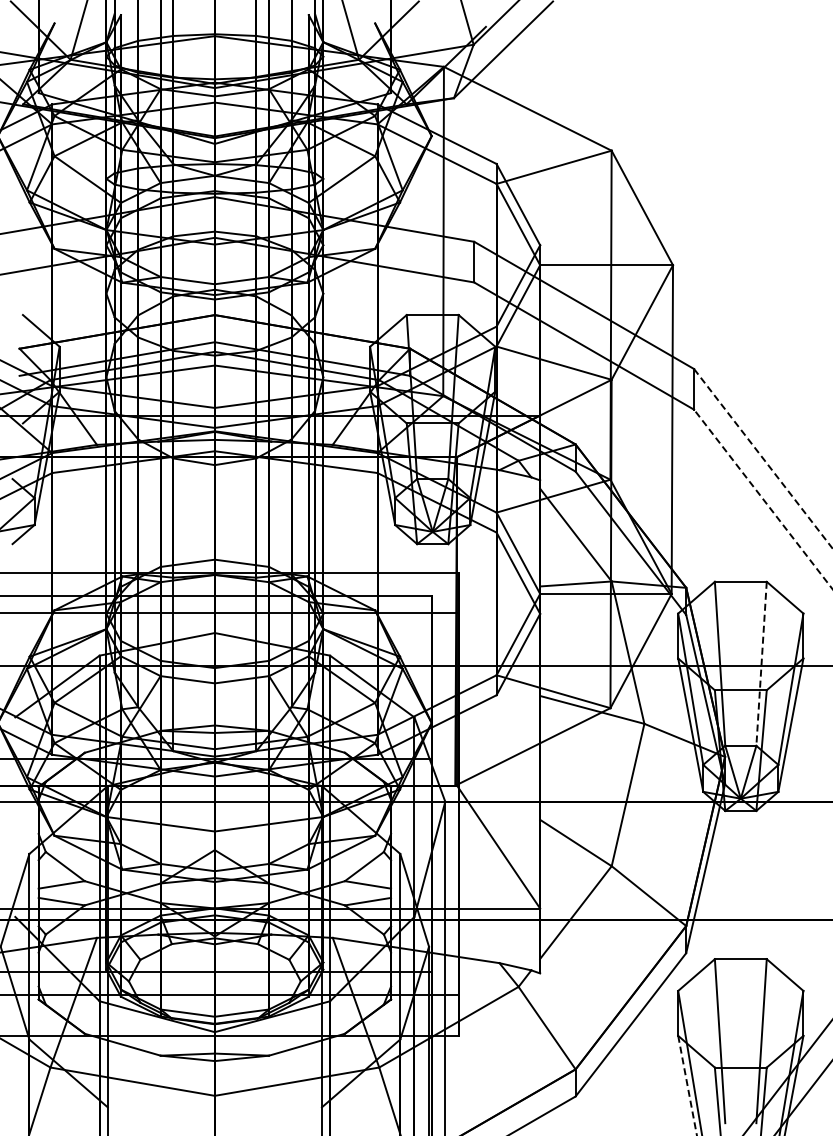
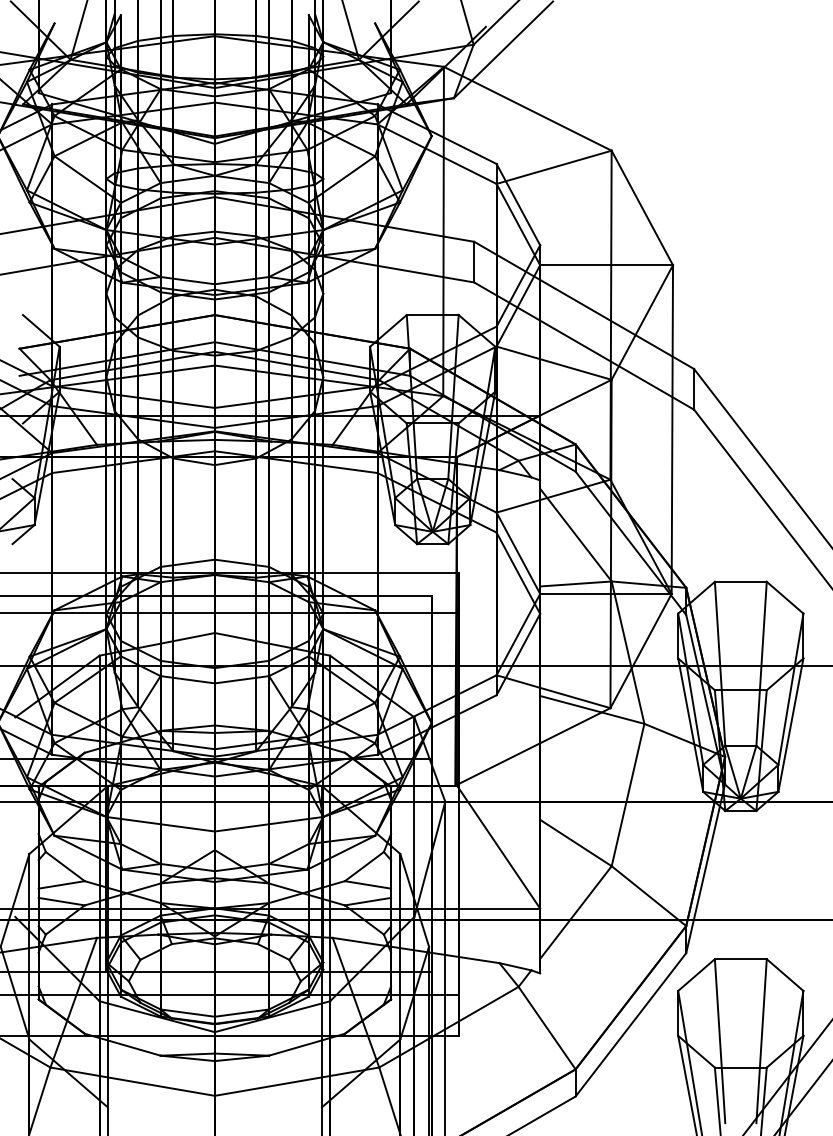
line: dashed -> solid (763, 459)
line: dashed -> solid (762, 498)
line: dashed -> solid (761, 664)
line: dashed -> solid (687, 1085)
